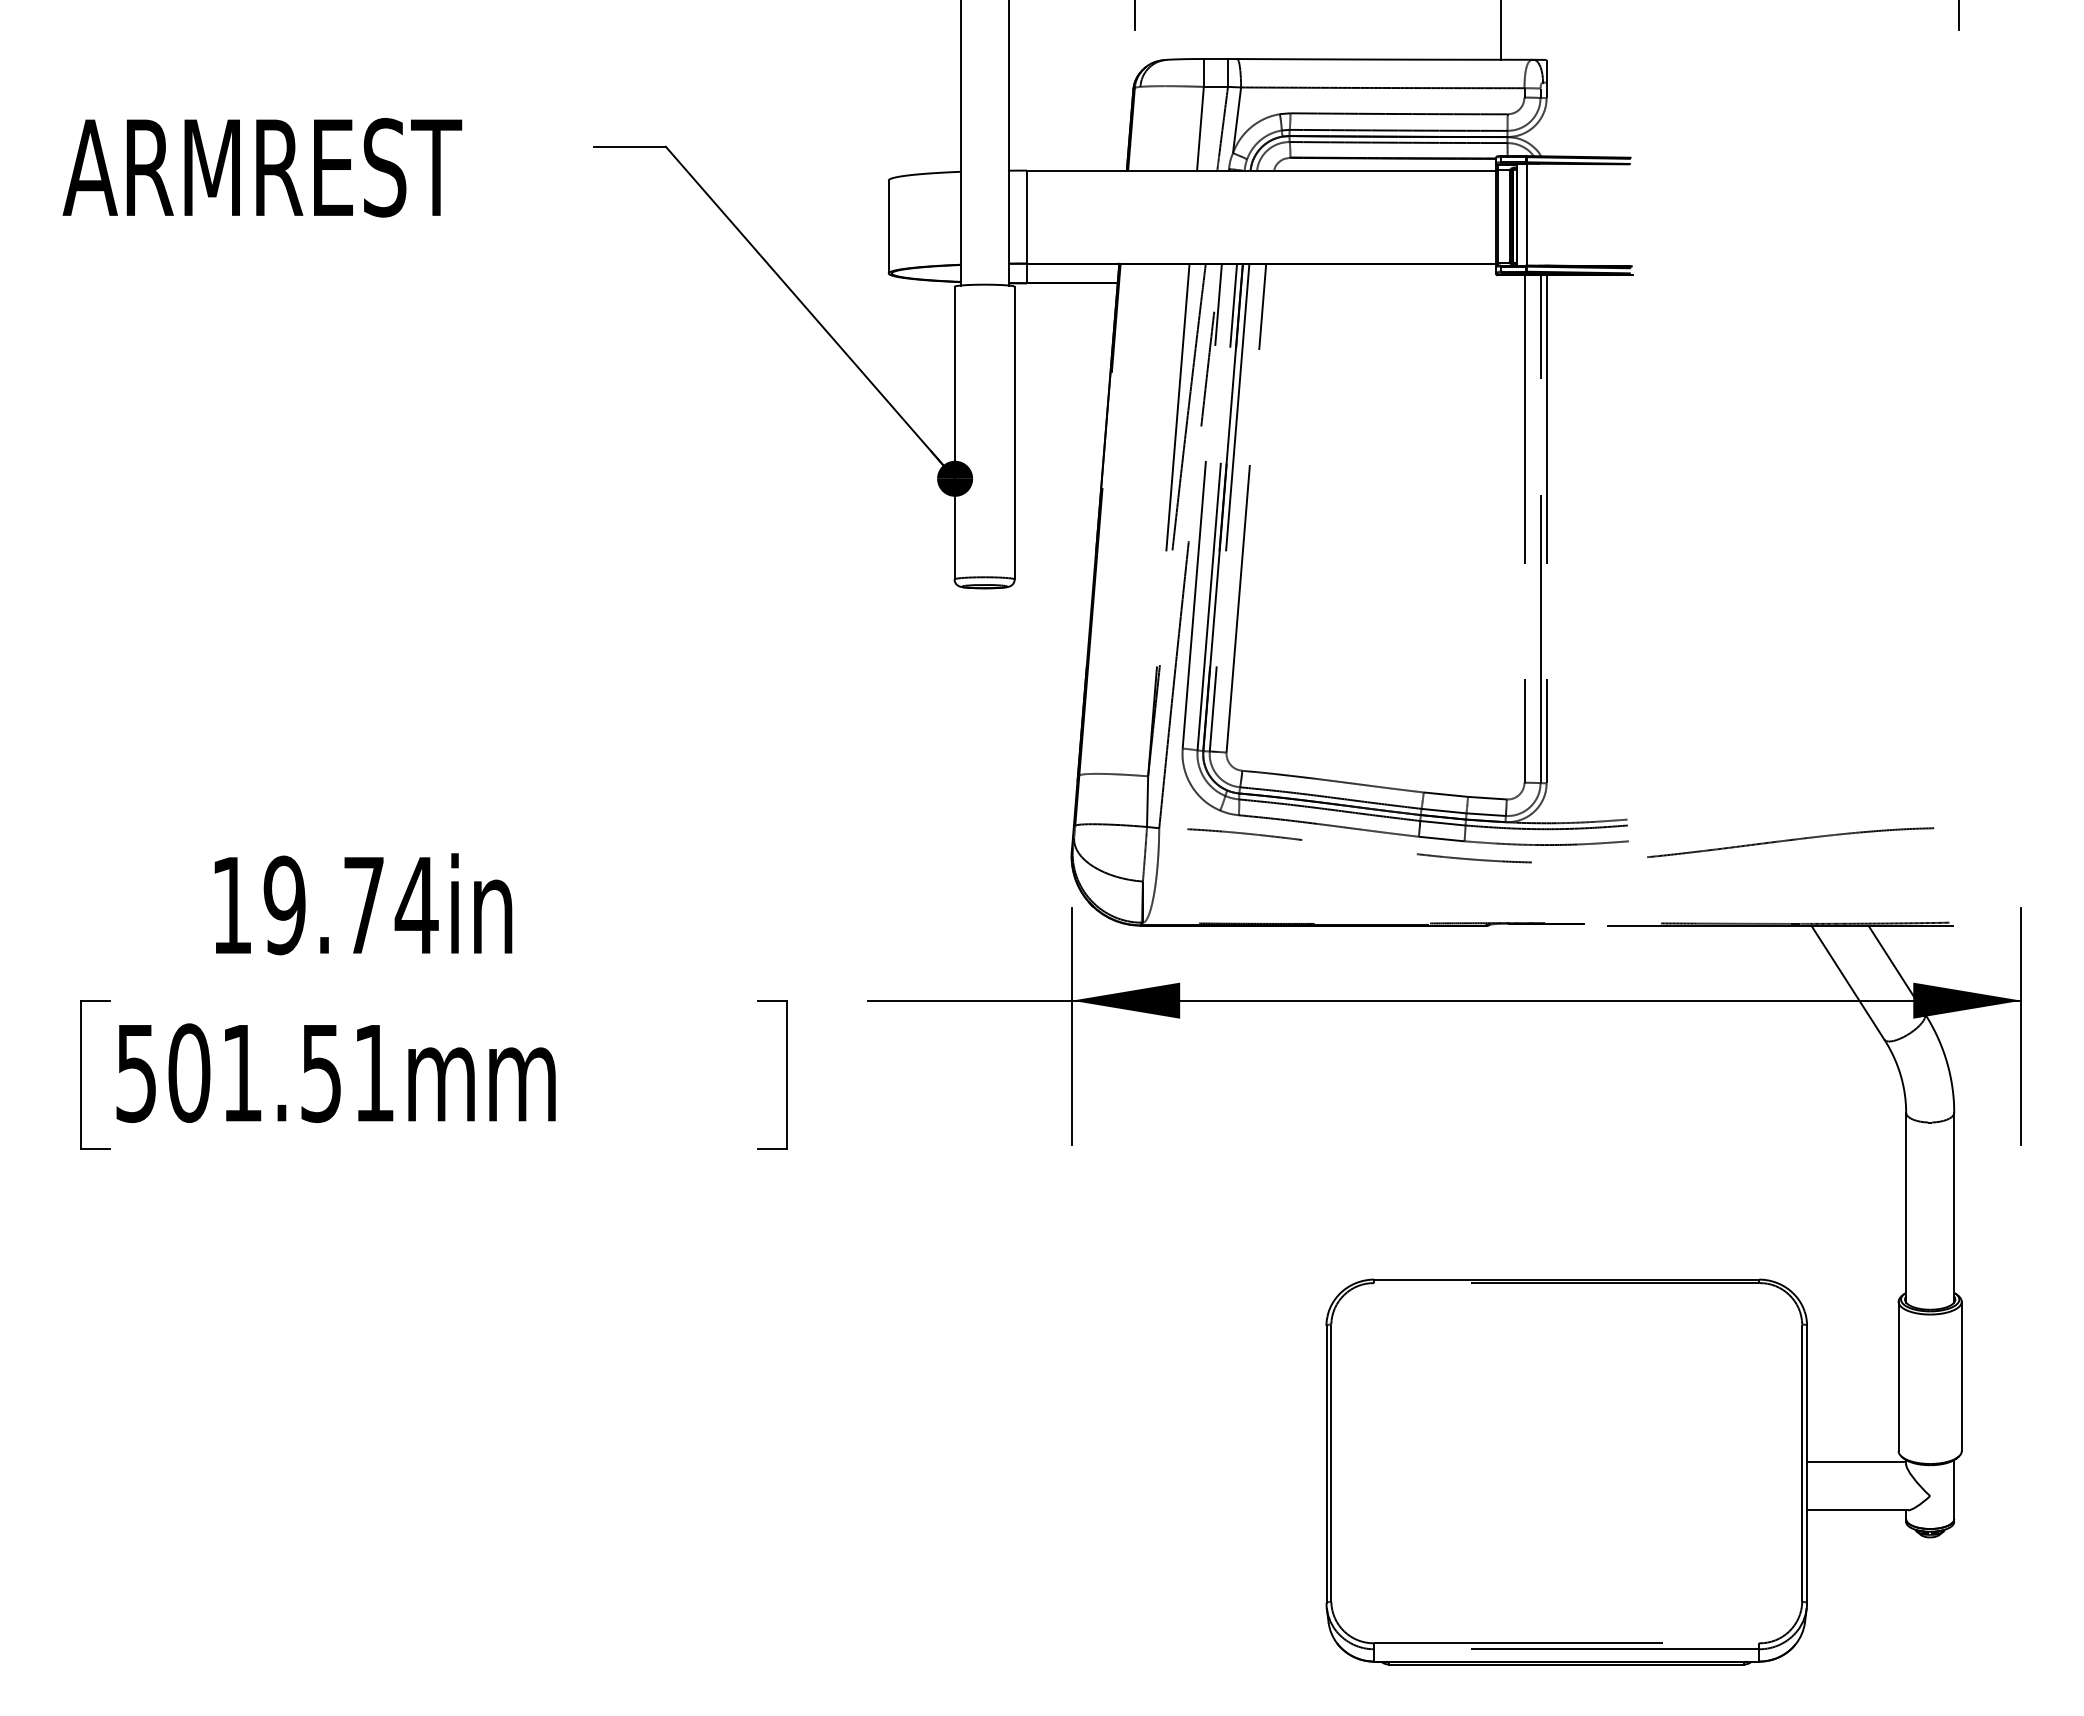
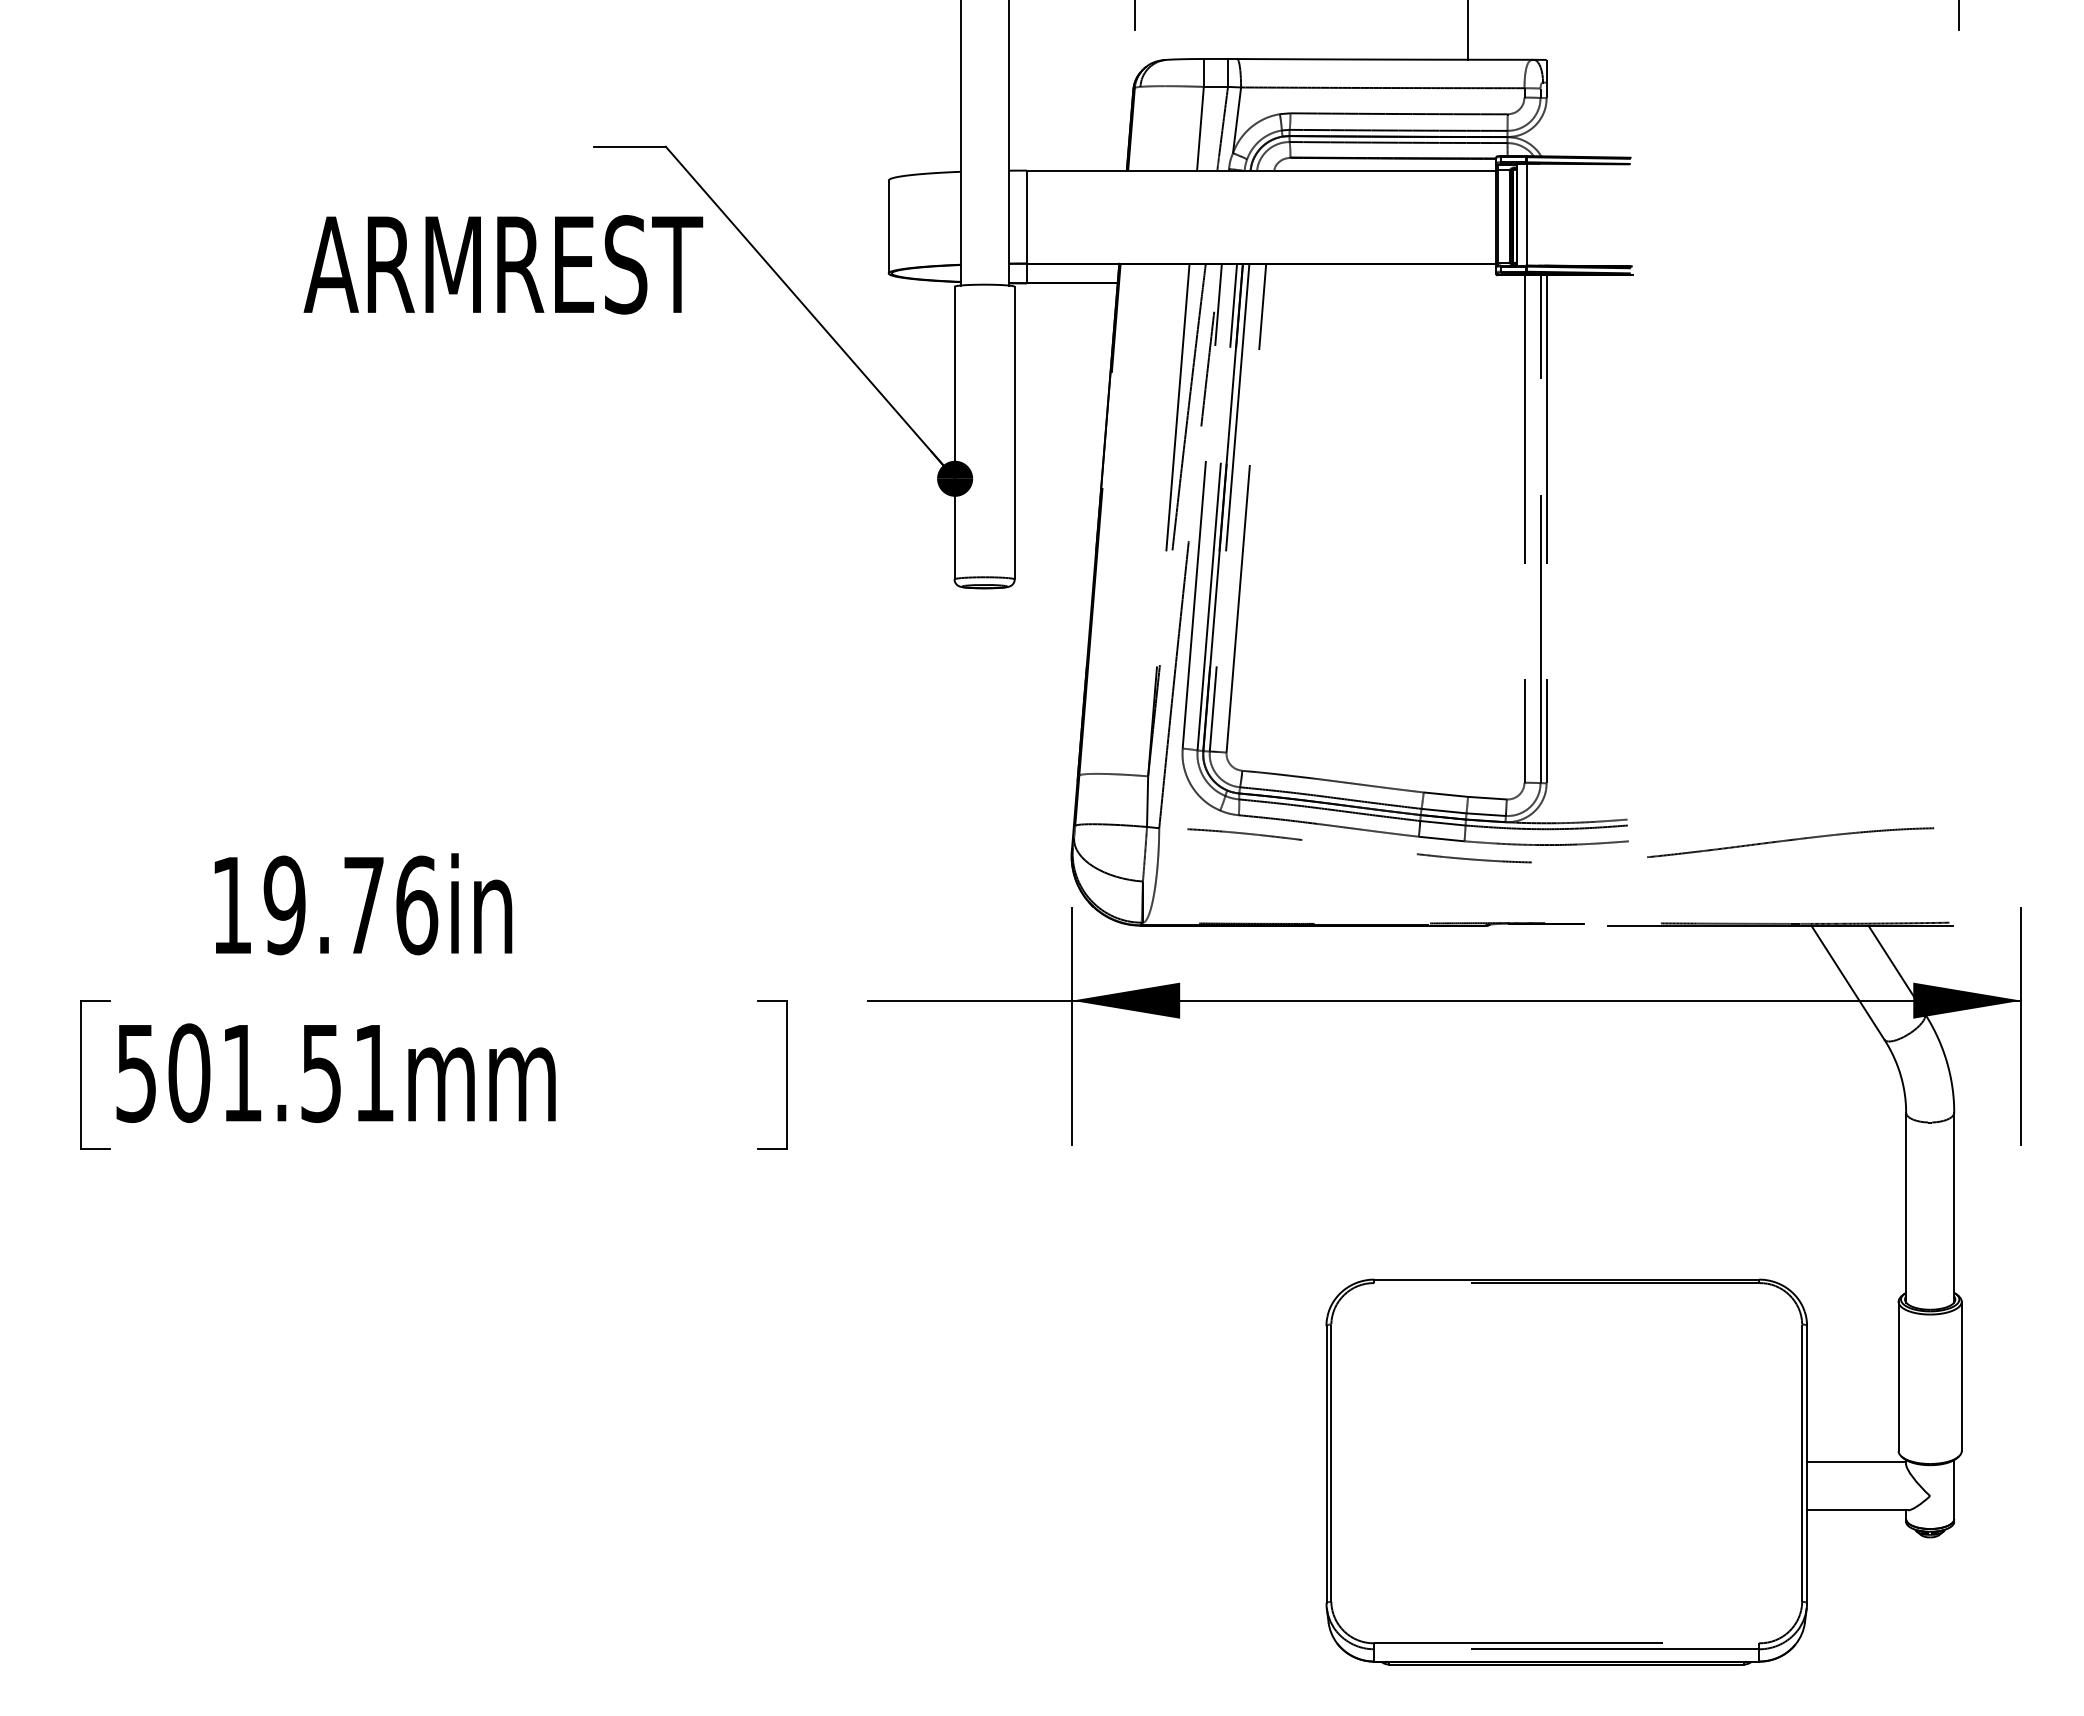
line position: (1501, 30) -> (1468, 30) (1468, 30)
text position: (262, 167) -> (503, 264) (503, 264)
text: 19.74in -> 19.76in (416, 905)
